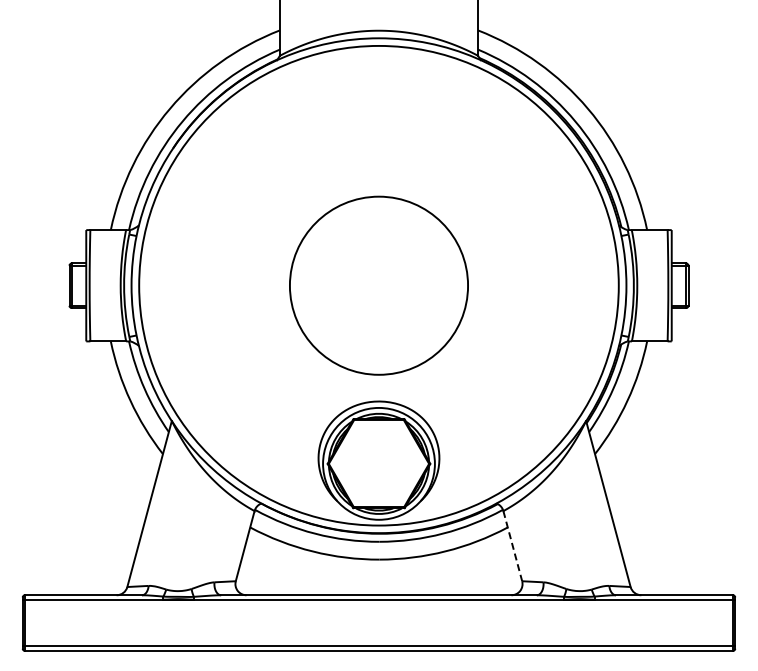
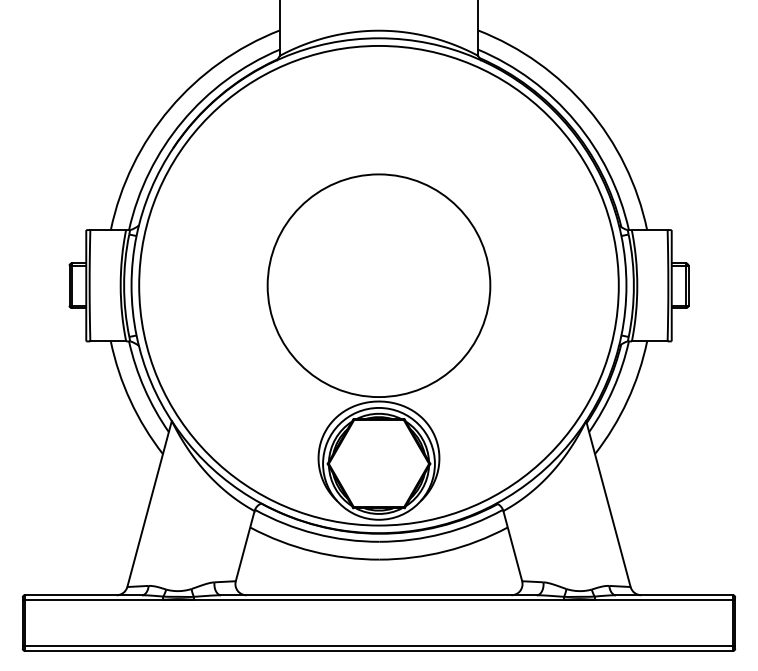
circle diameter: 178 px -> 223 px (378, 285)
line: dashed -> solid (512, 546)
